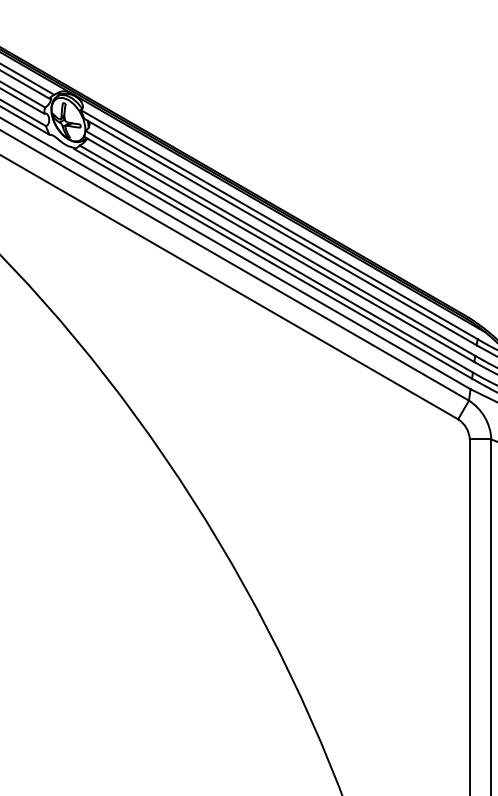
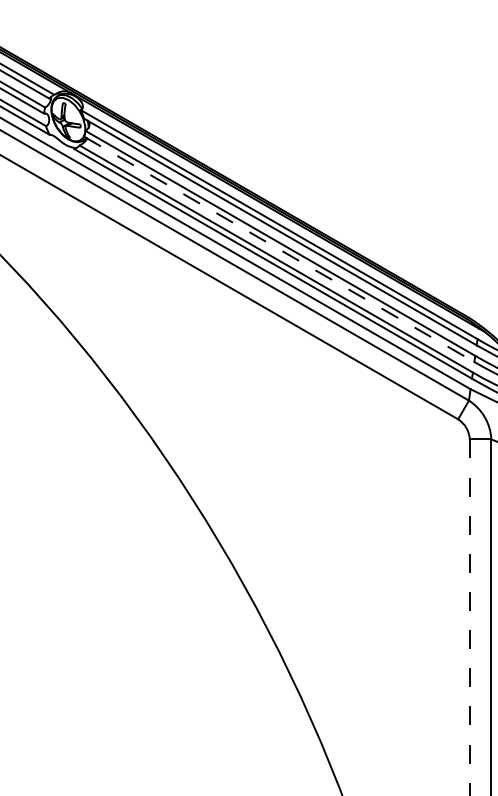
line: solid -> dashed (279, 249)
line: solid -> dashed (469, 617)
